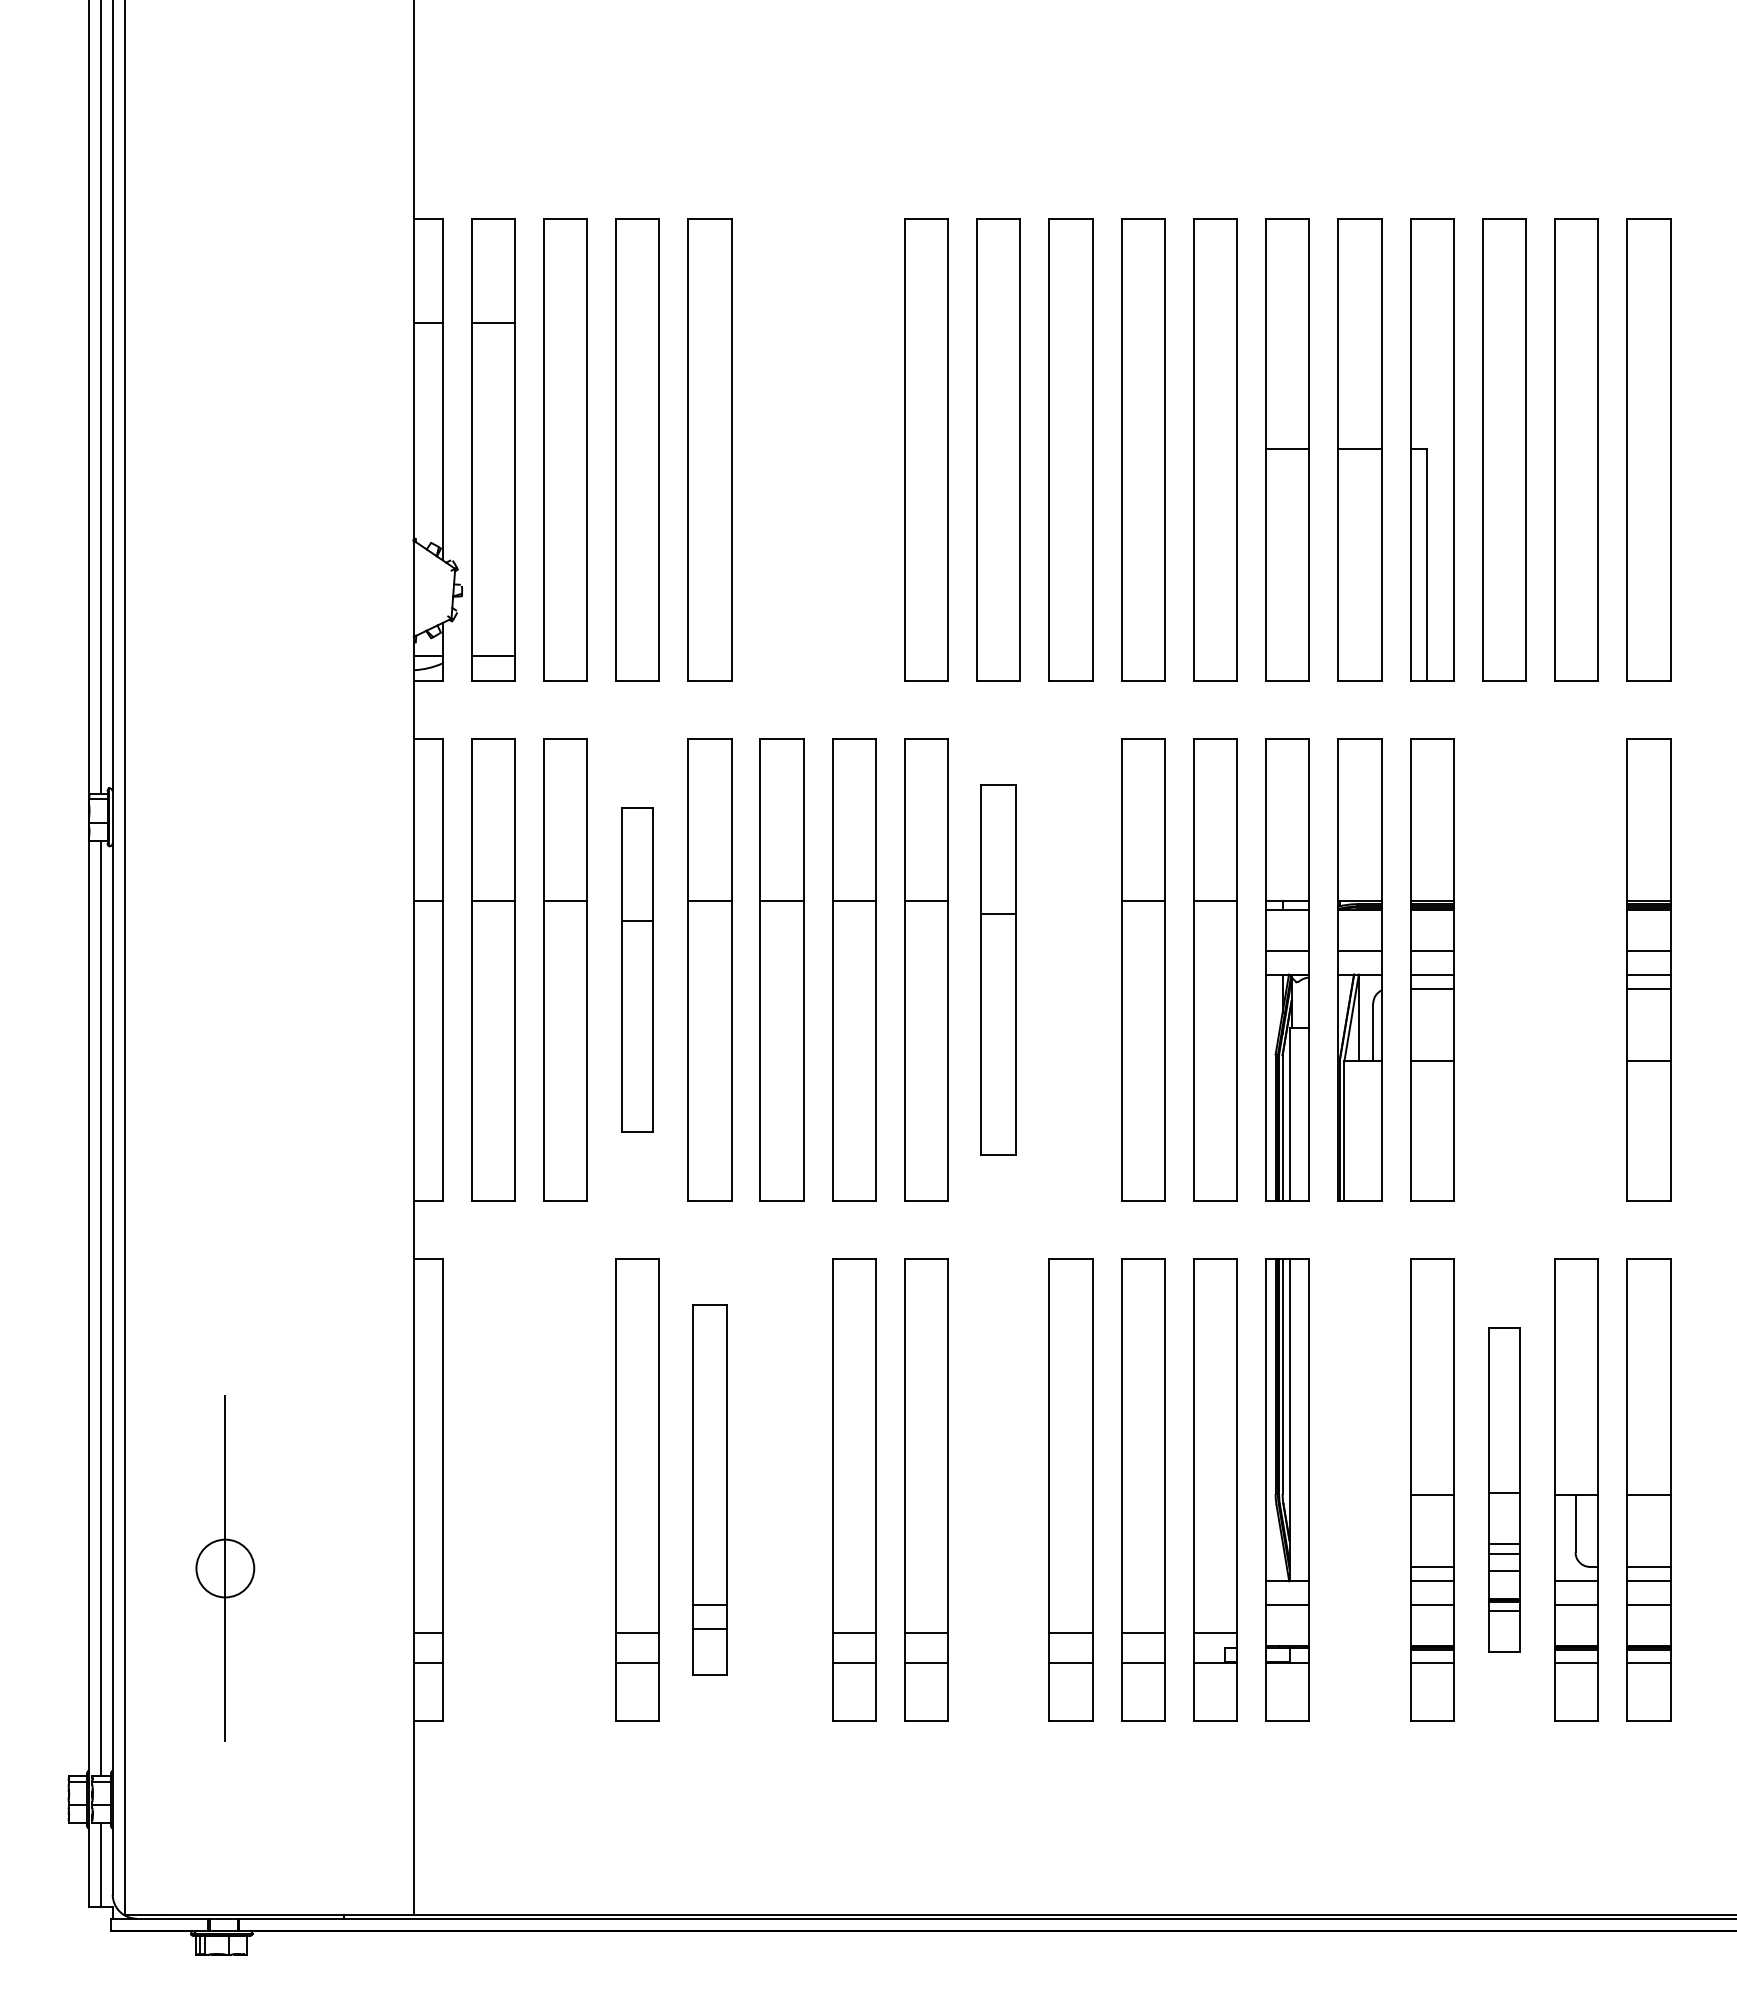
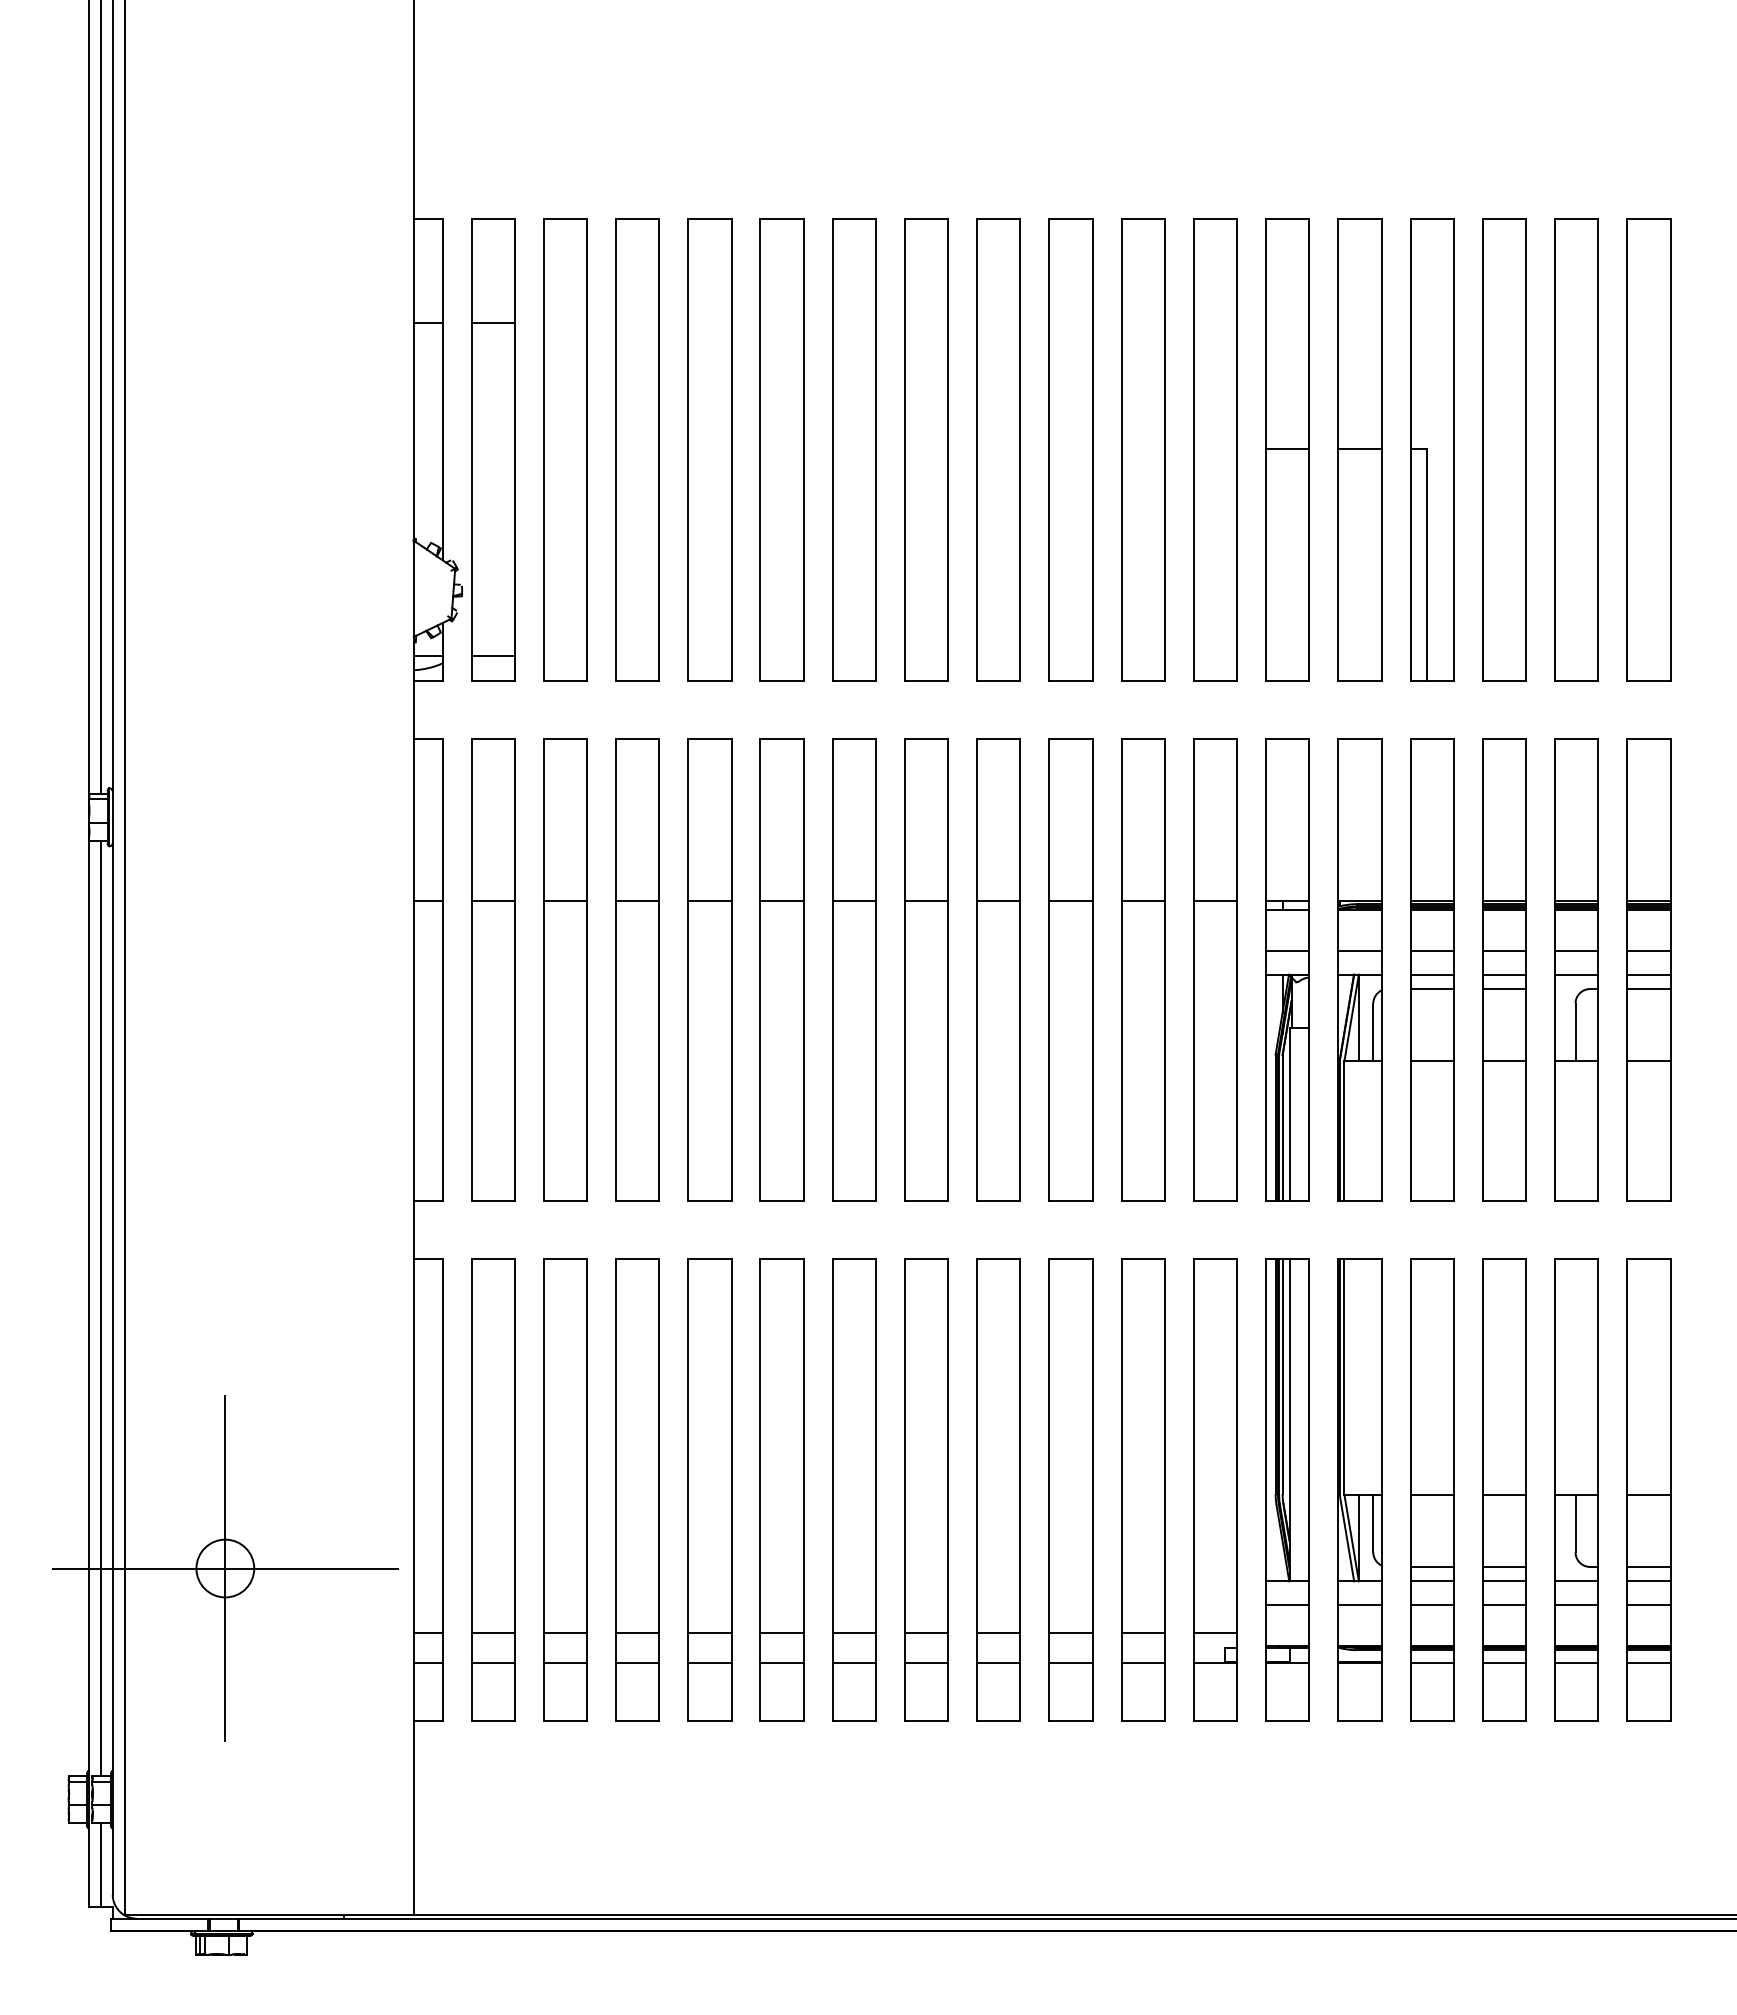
part: none -> present (781, 449)
part: none -> present (854, 449)
part size: 33x326 px -> 45x464 px (637, 969)
part size: 37x372 px -> 45x464 px (998, 969)
part: none -> present (1070, 969)
part: none -> present (1504, 969)
part: none -> present (1576, 969)
part: none -> present (493, 1489)
part: none -> present (565, 1489)
part size: 36x372 px -> 46x464 px (709, 1489)
part: none -> present (781, 1489)
part: none -> present (998, 1489)
part: none -> present (1359, 1489)
part size: 33x326 px -> 45x464 px (1504, 1489)
line: none -> present (224, 1568)
